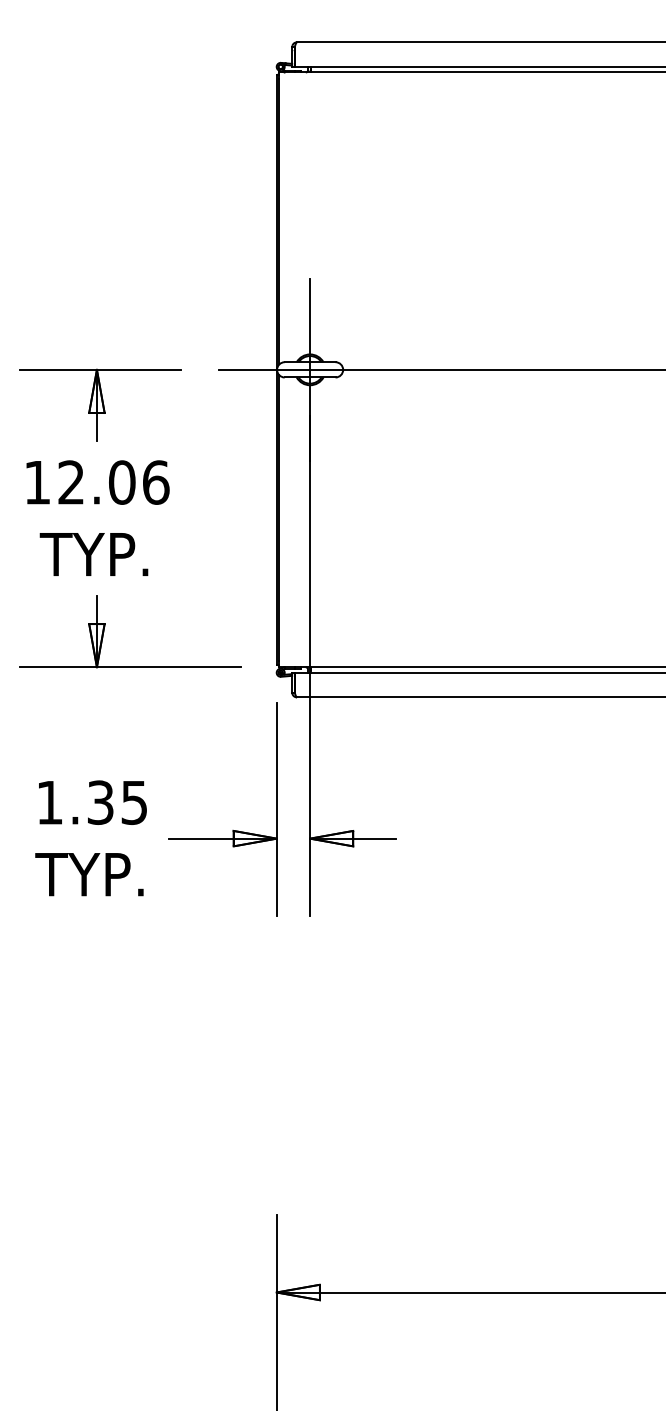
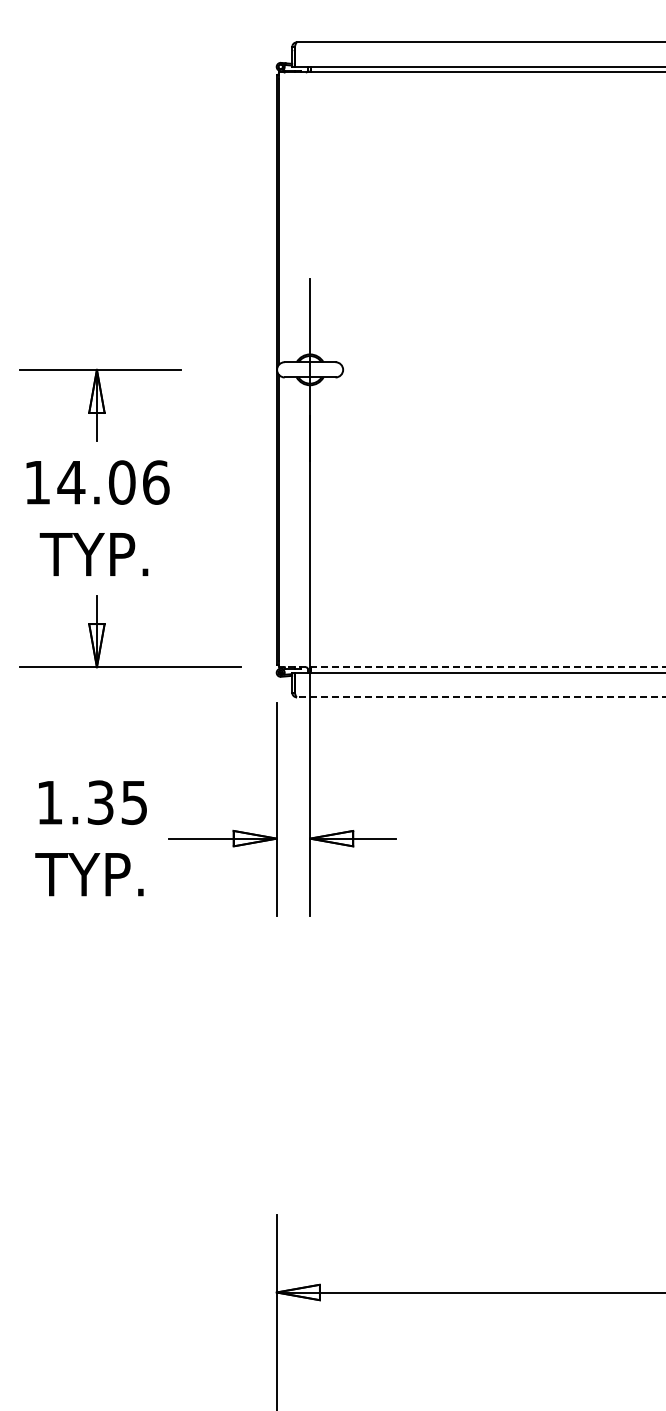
line: present -> none (440, 369)
text: 12.06 -> 14.06 (71, 482)
line: solid -> dashed (472, 667)
line: solid -> dashed (480, 697)
